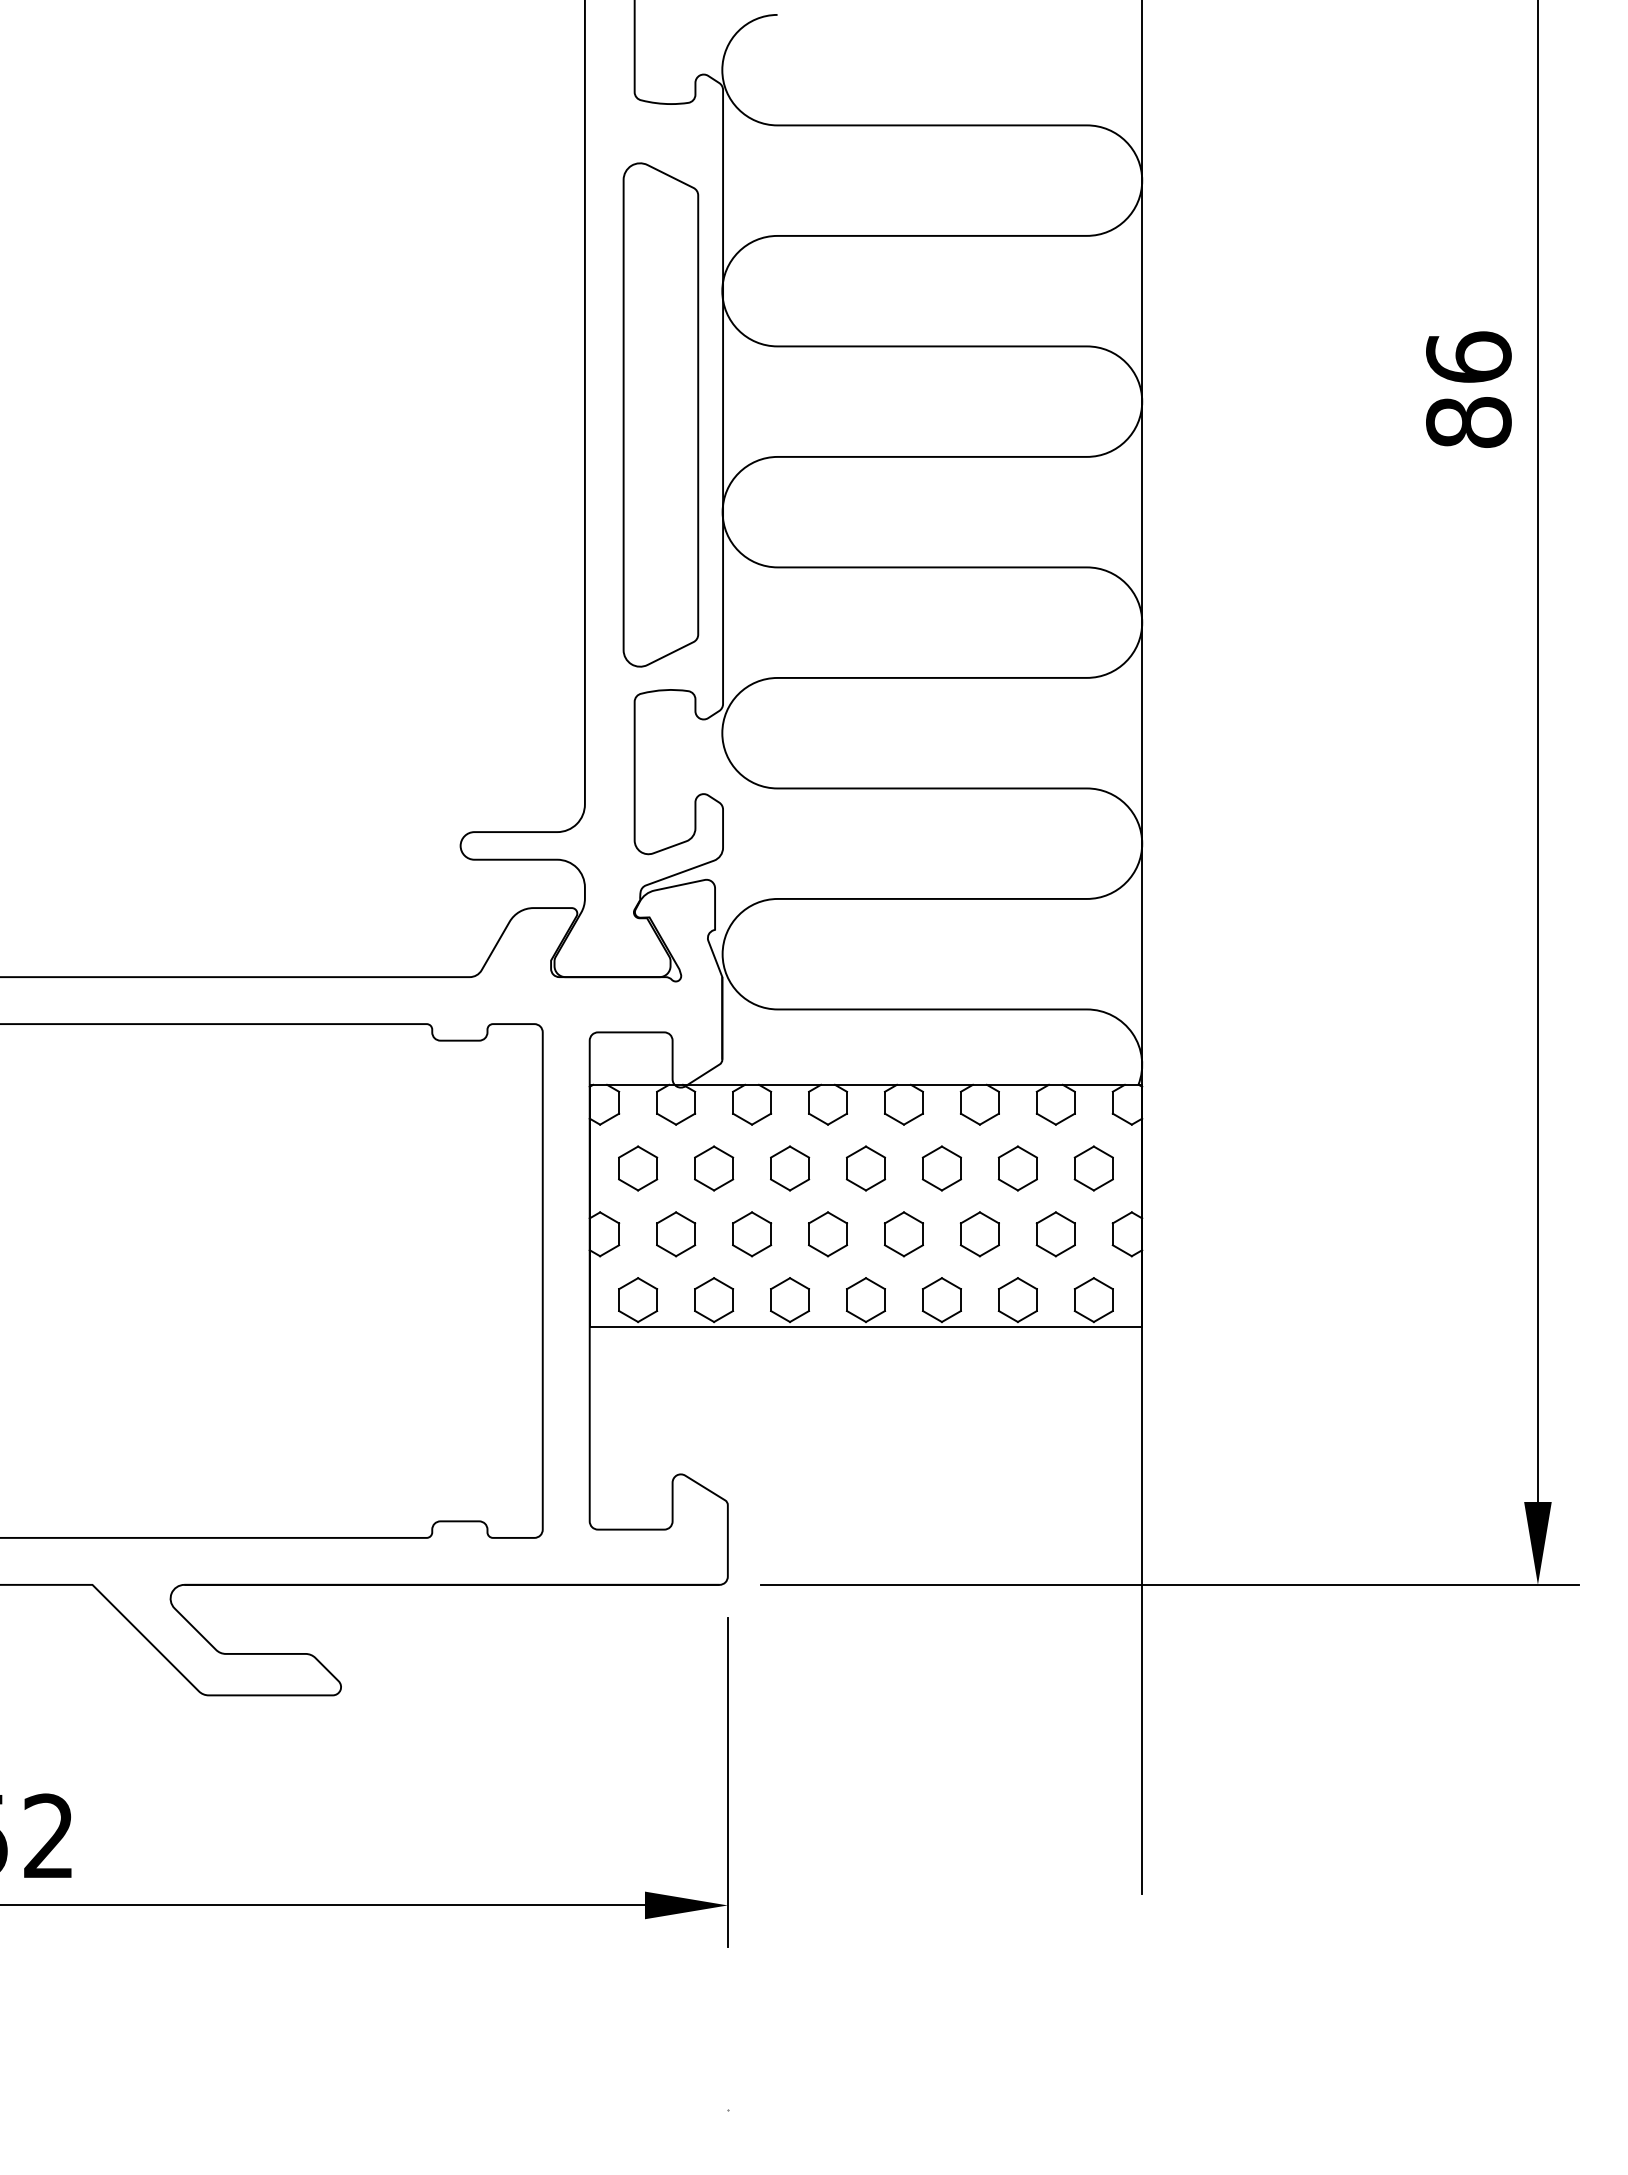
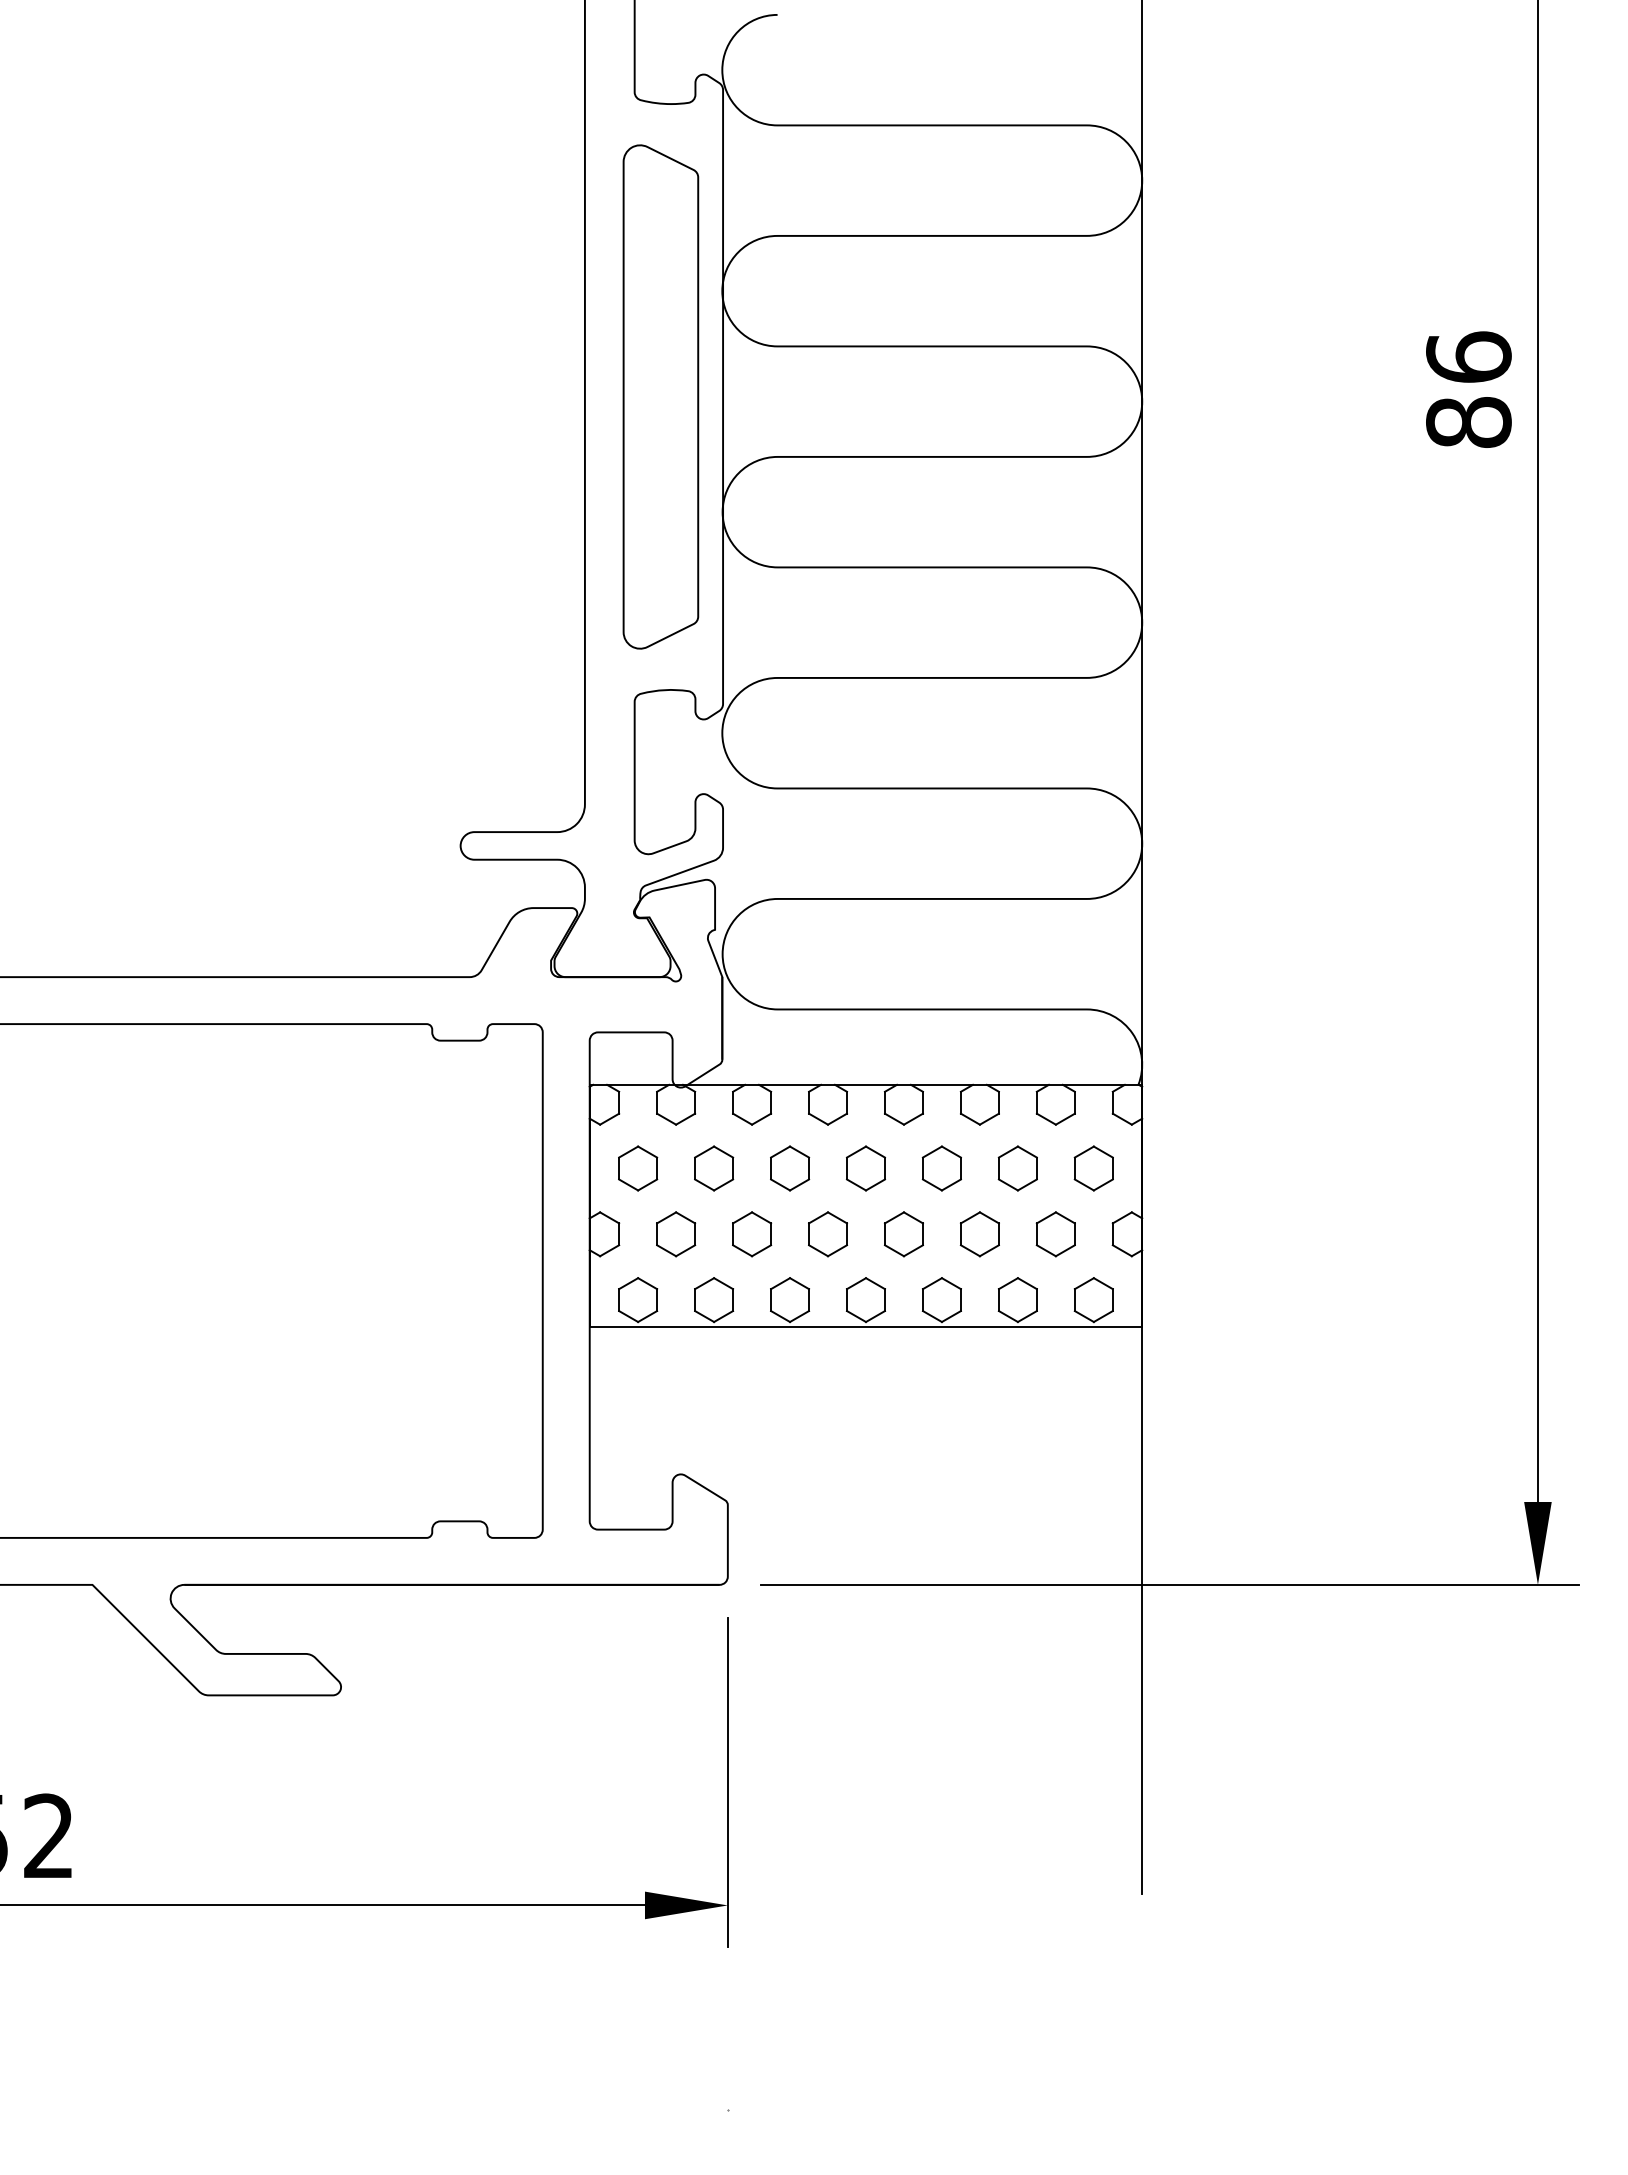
part position: (660, 414) -> (660, 396) (660, 396)
